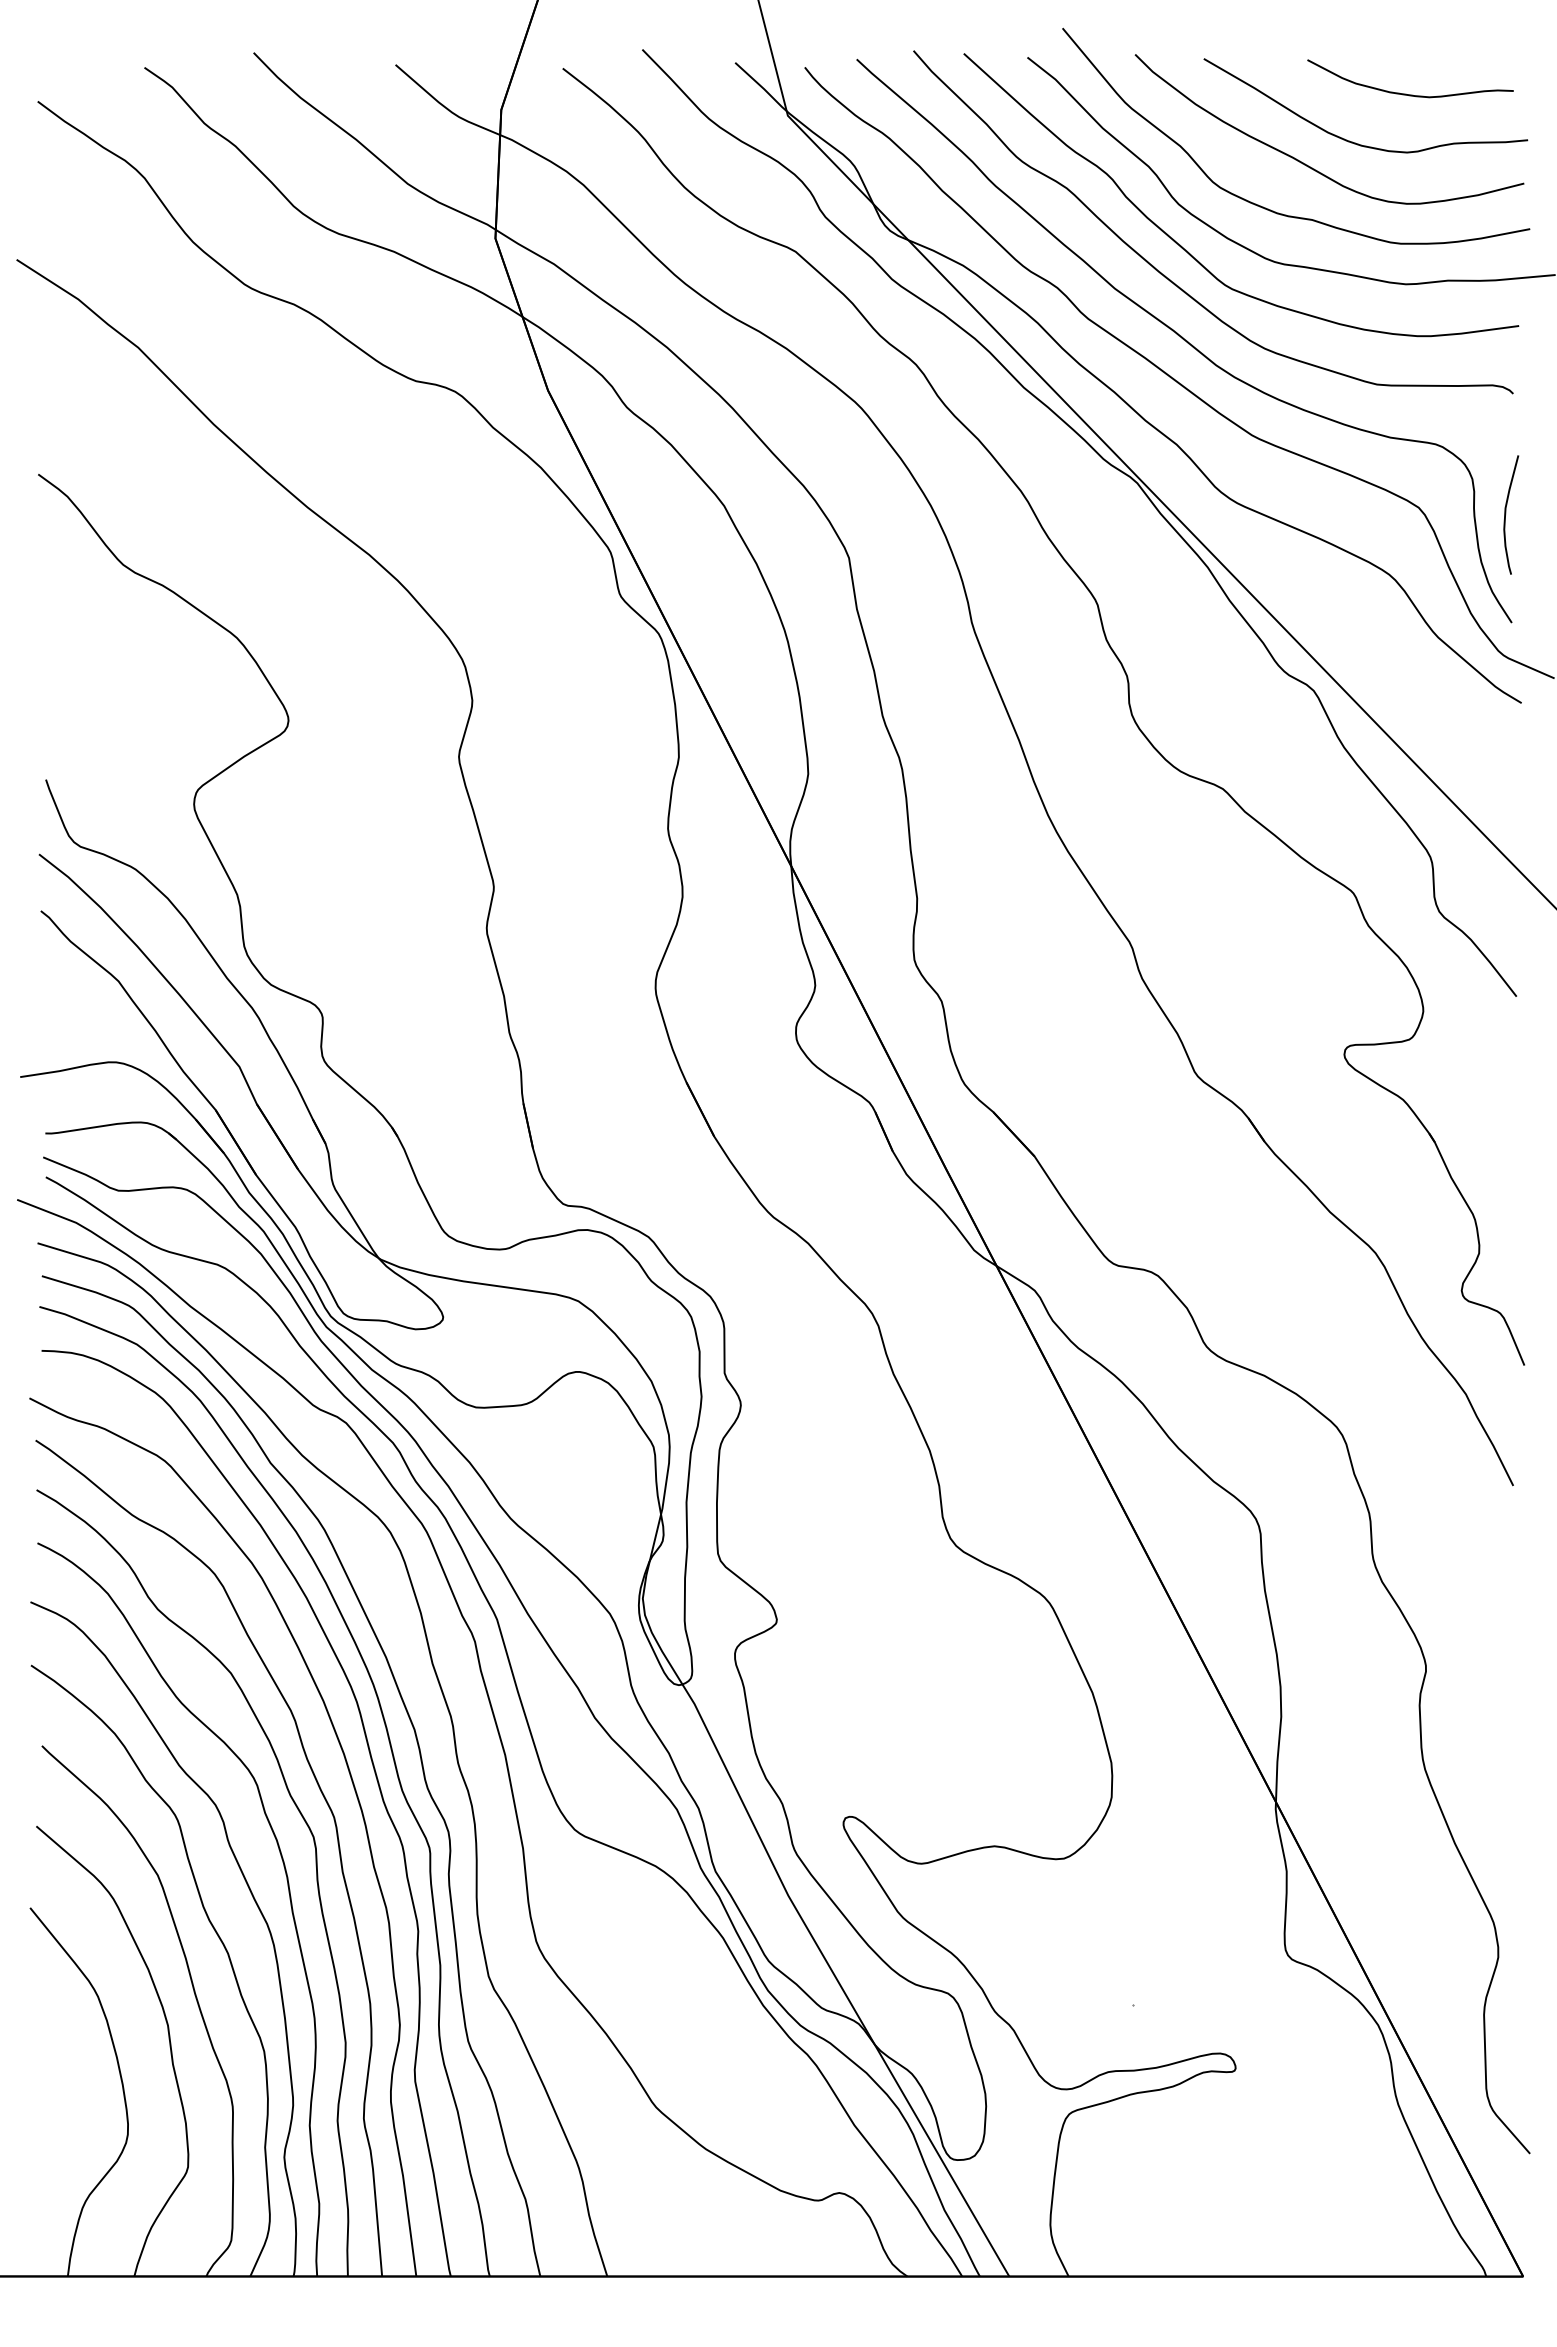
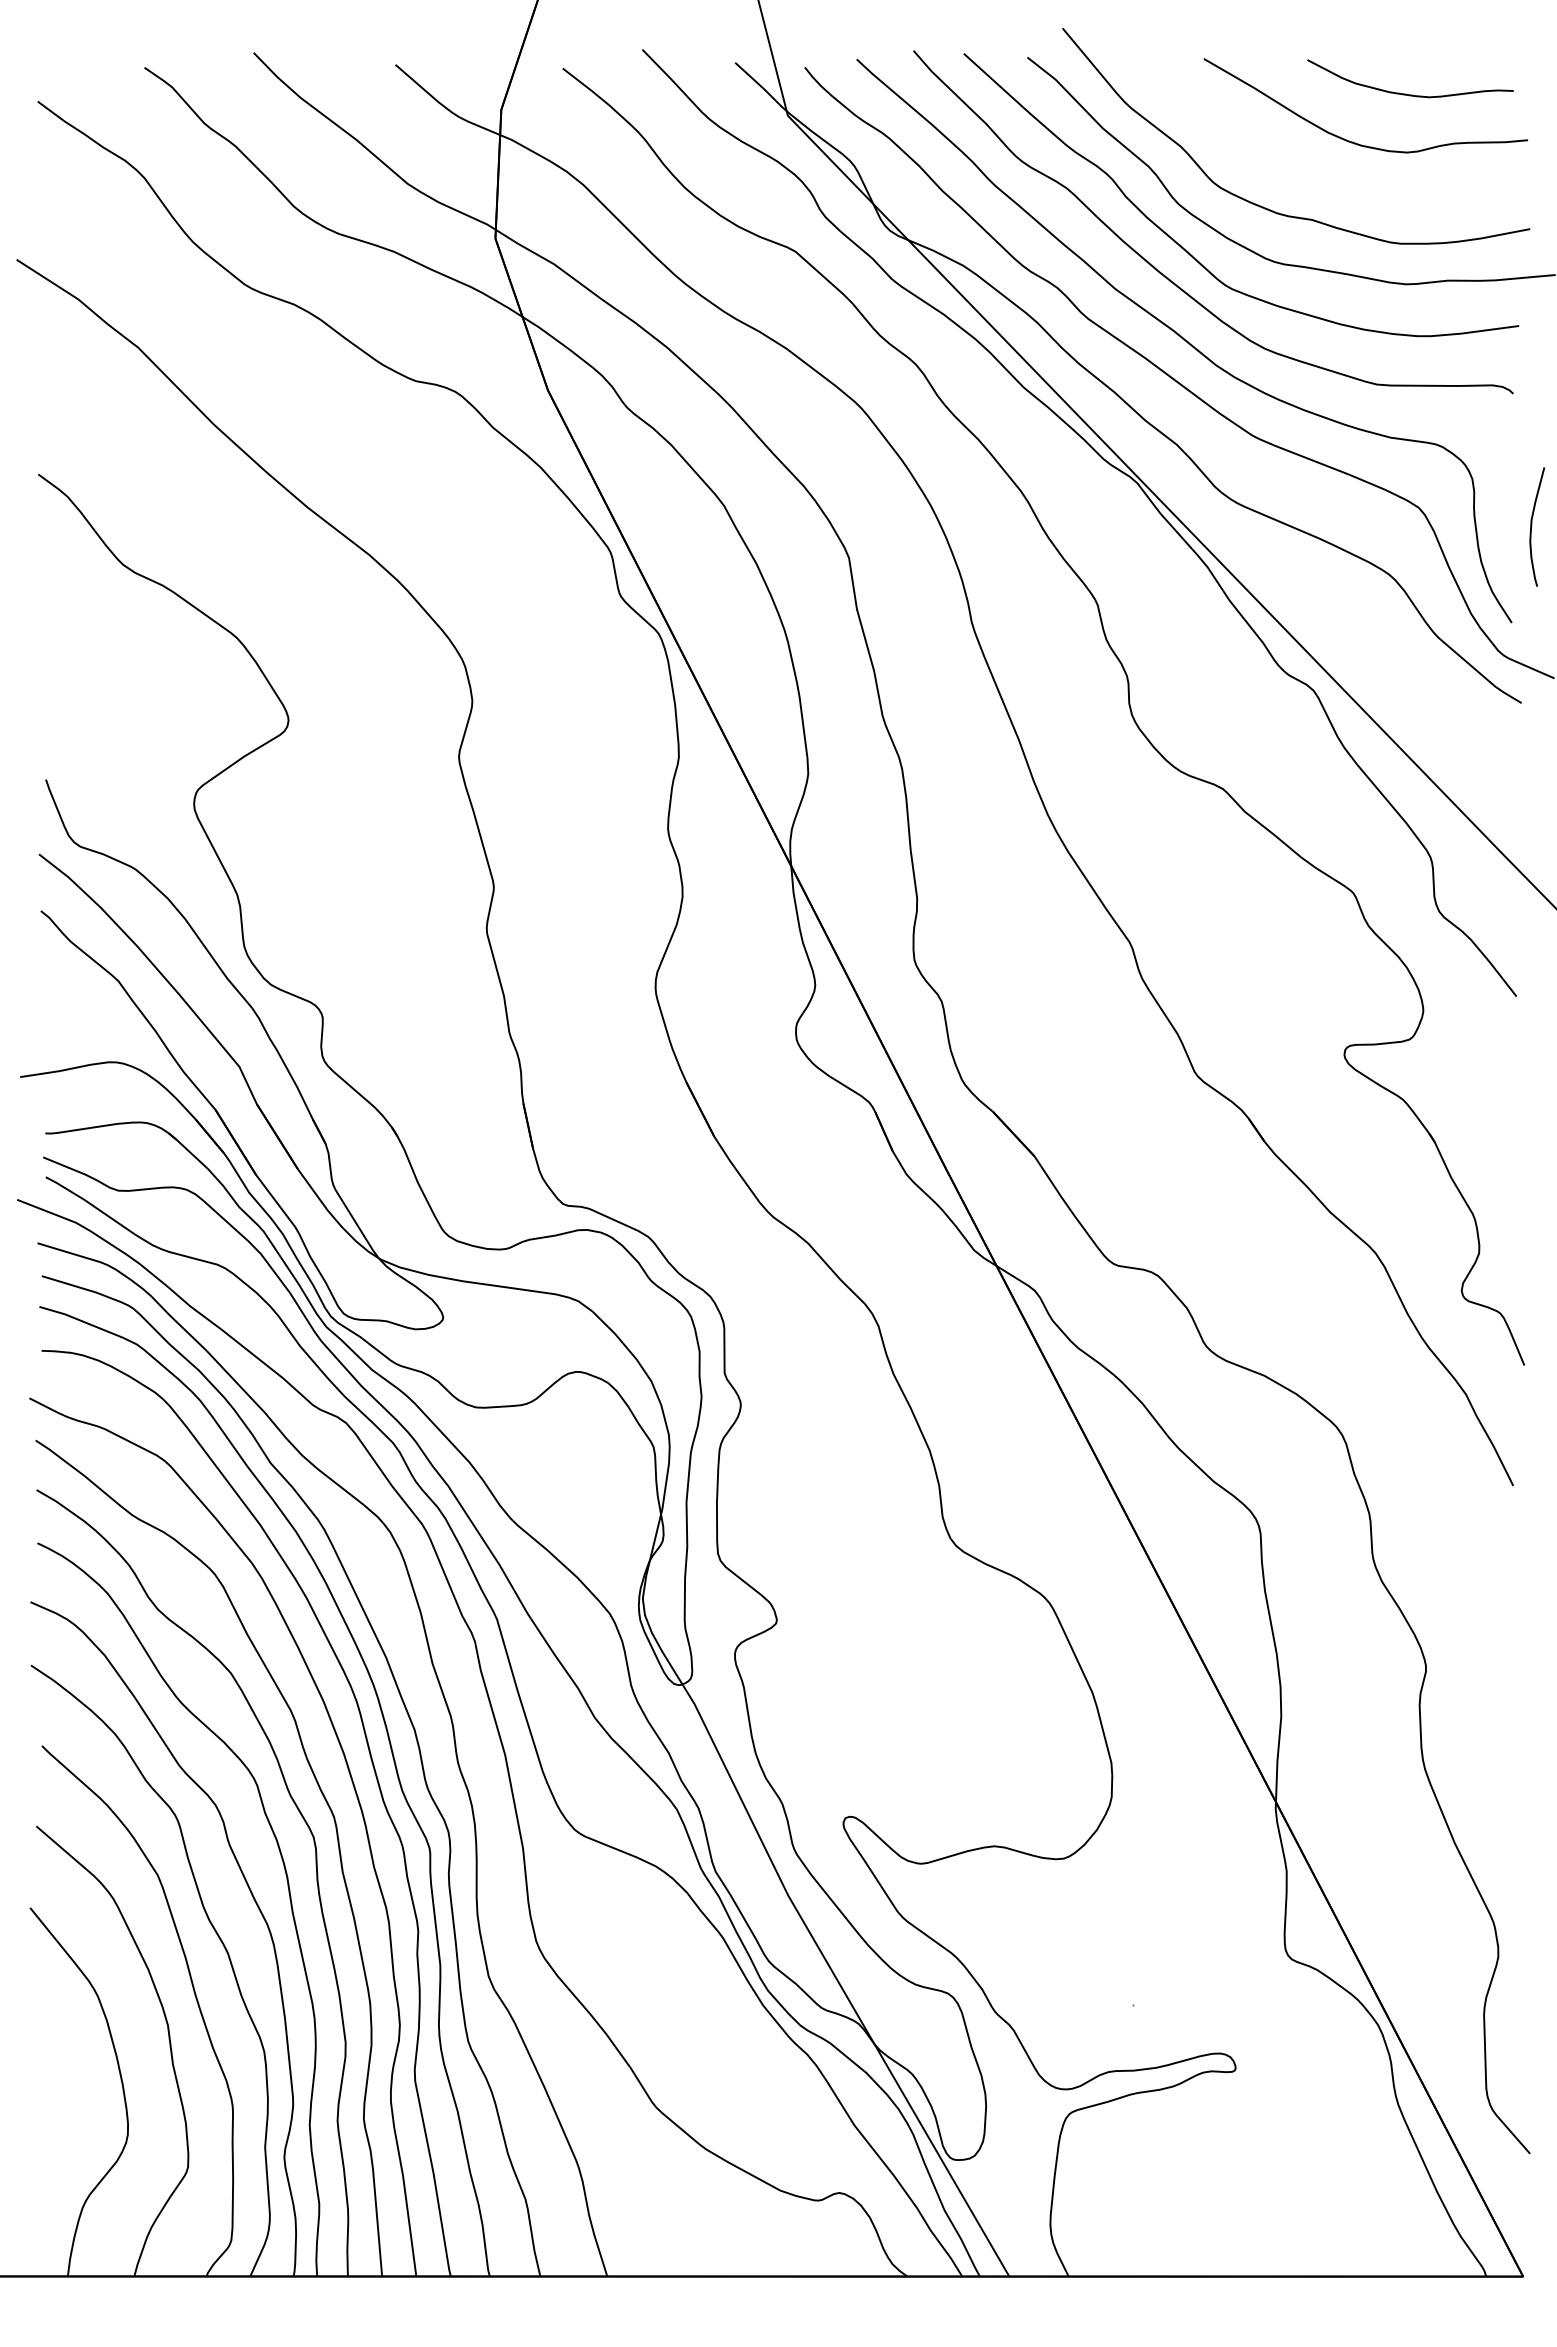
curve: present -> none (1307, 164)
curve position: (1506, 514) -> (1532, 526) (1532, 526)
